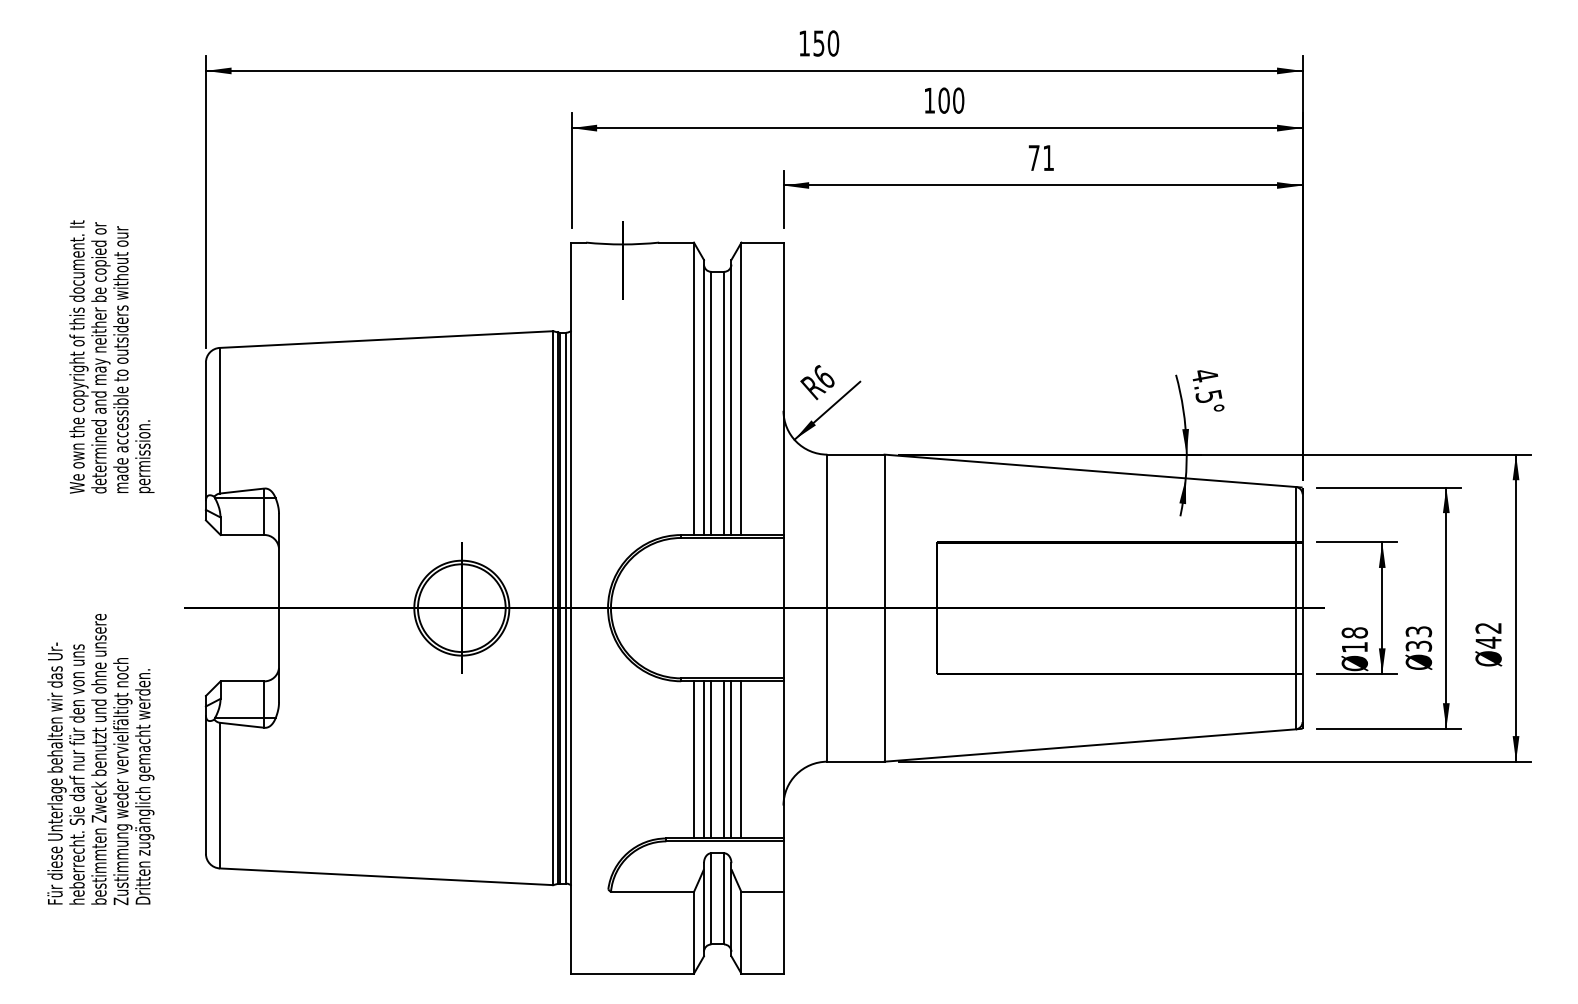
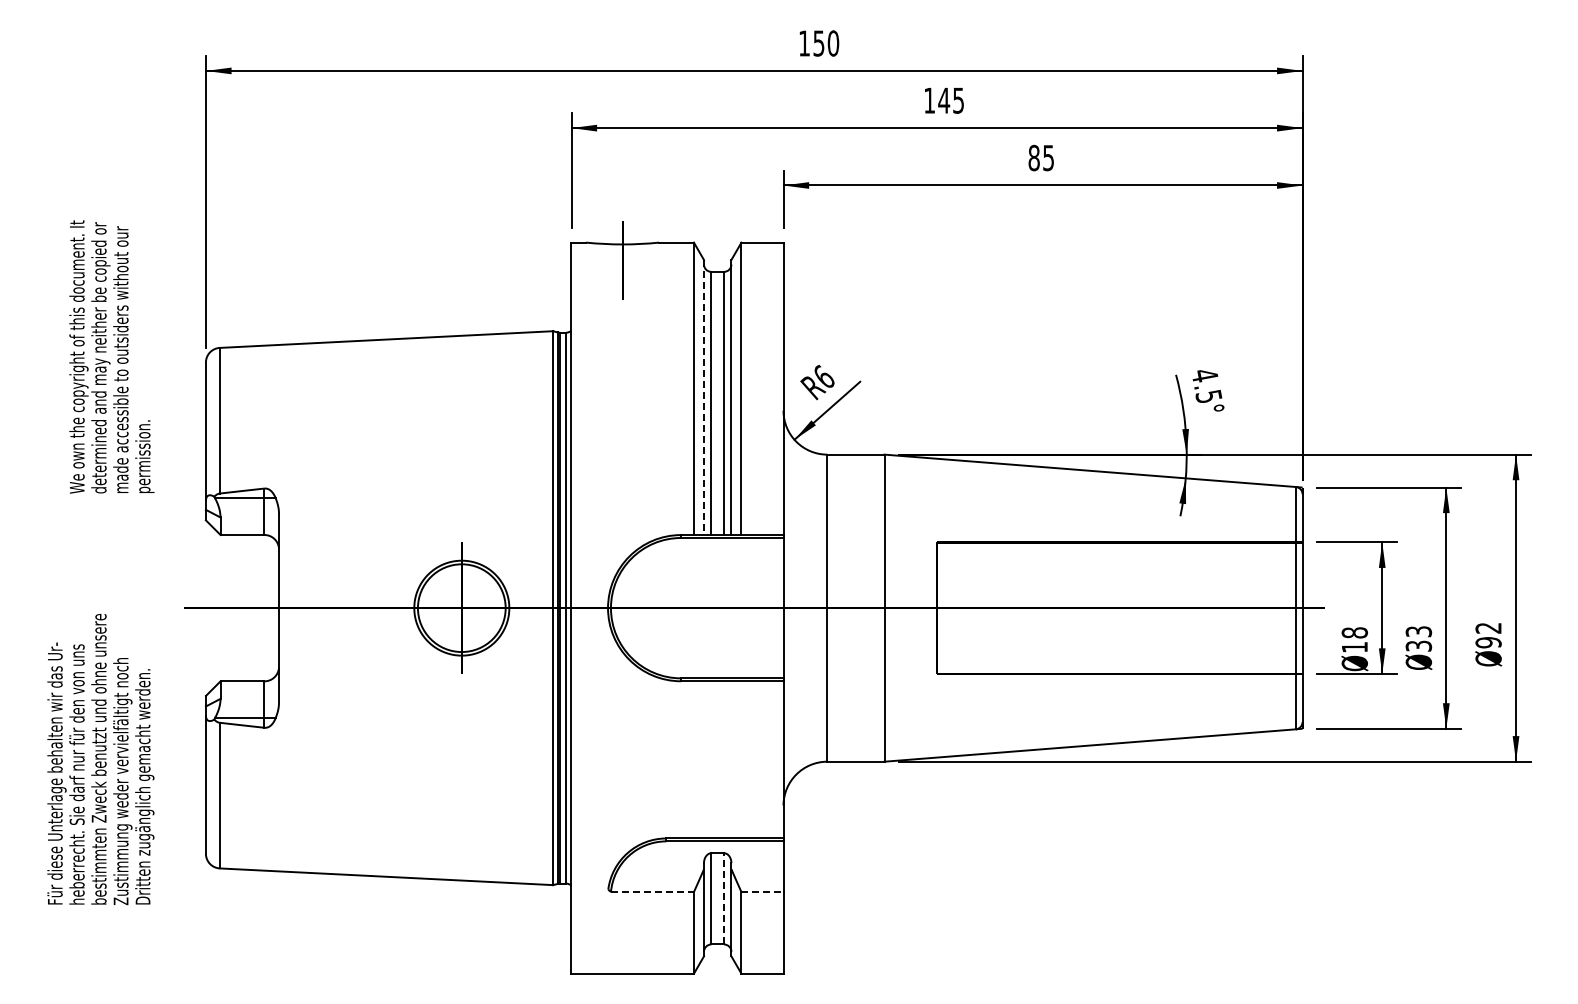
text: 100 -> 145 (951, 100)
text: 71 -> 85 (1040, 157)
line: solid -> dashed (704, 397)
text: 42 -> 92 (1488, 642)
line: present -> none (693, 759)
line: present -> none (704, 759)
line: present -> none (711, 759)
line: present -> none (724, 759)
line: present -> none (731, 759)
line: present -> none (741, 759)
line: solid -> dashed (652, 892)
line: solid -> dashed (762, 892)
line: solid -> dashed (724, 898)
